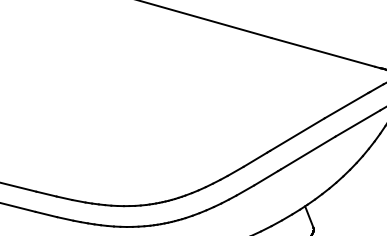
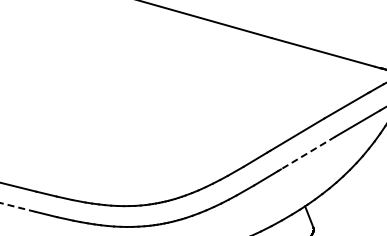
line: solid -> dashed (308, 153)
line: solid -> dashed (17, 207)
